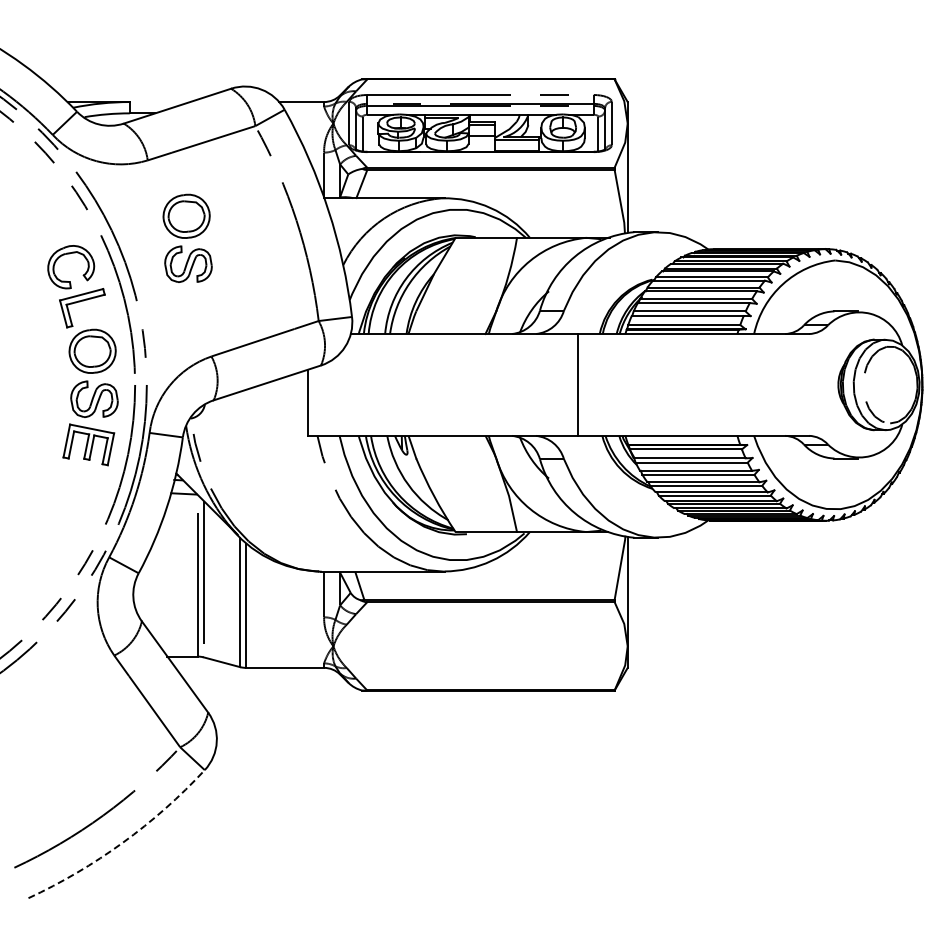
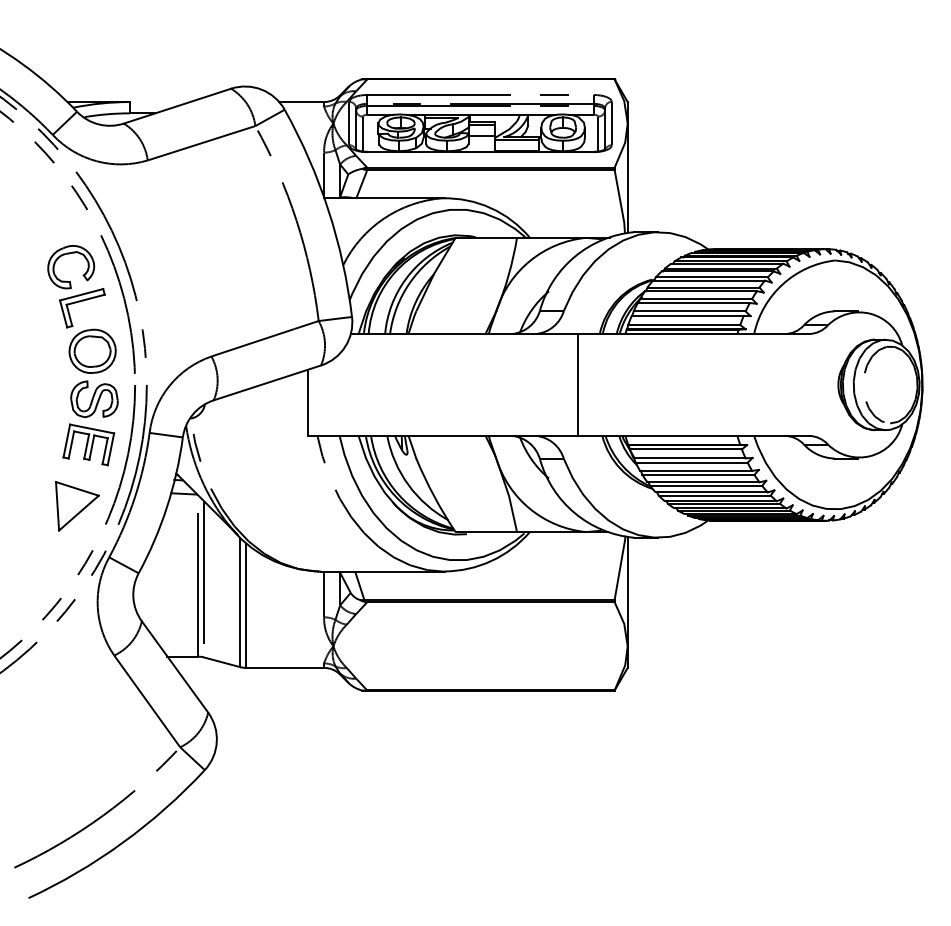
part: present -> none (187, 237)
part: none -> present (77, 506)
arc: dashed -> solid (122, 842)
